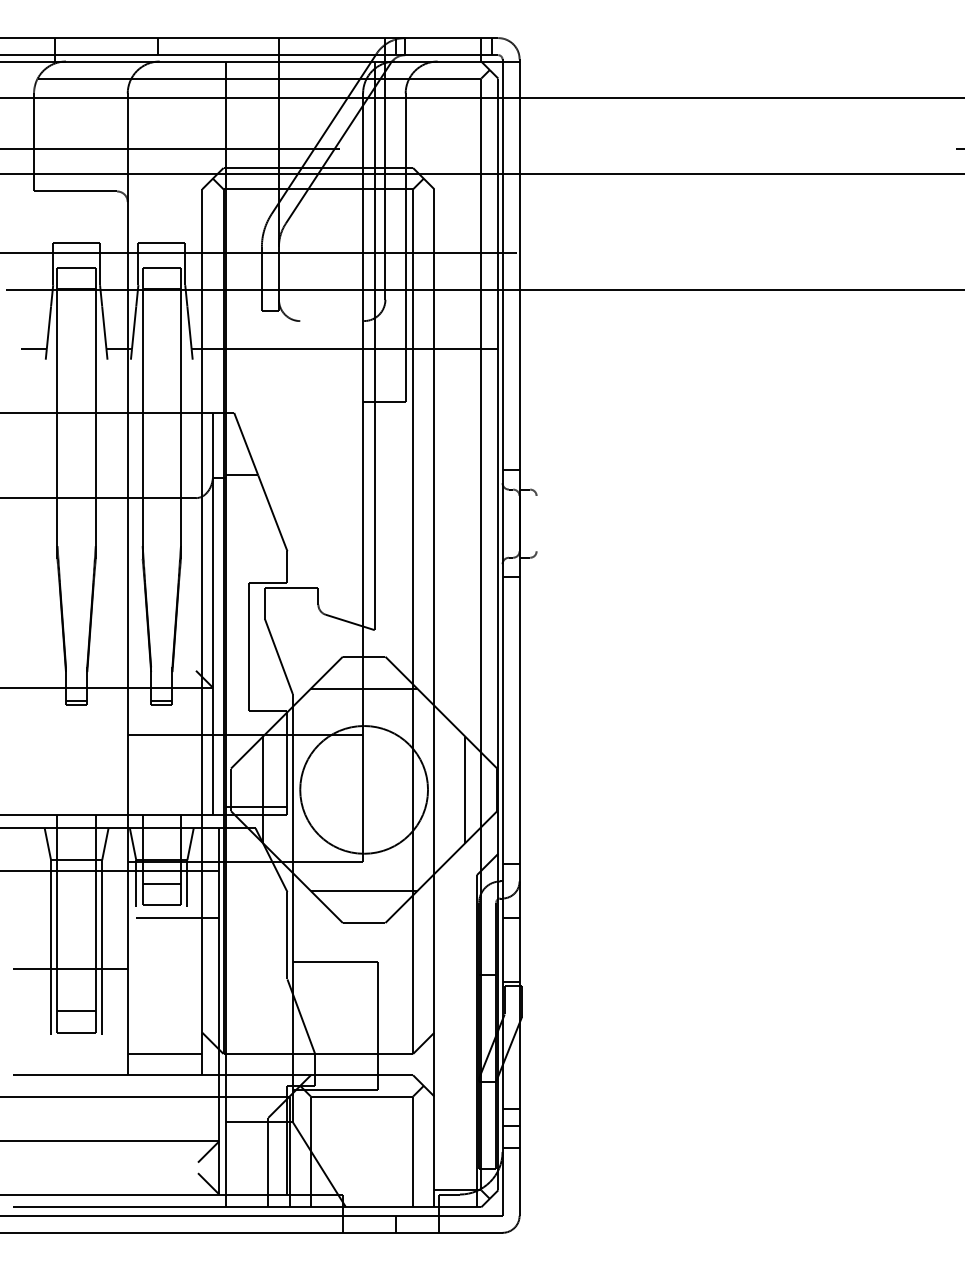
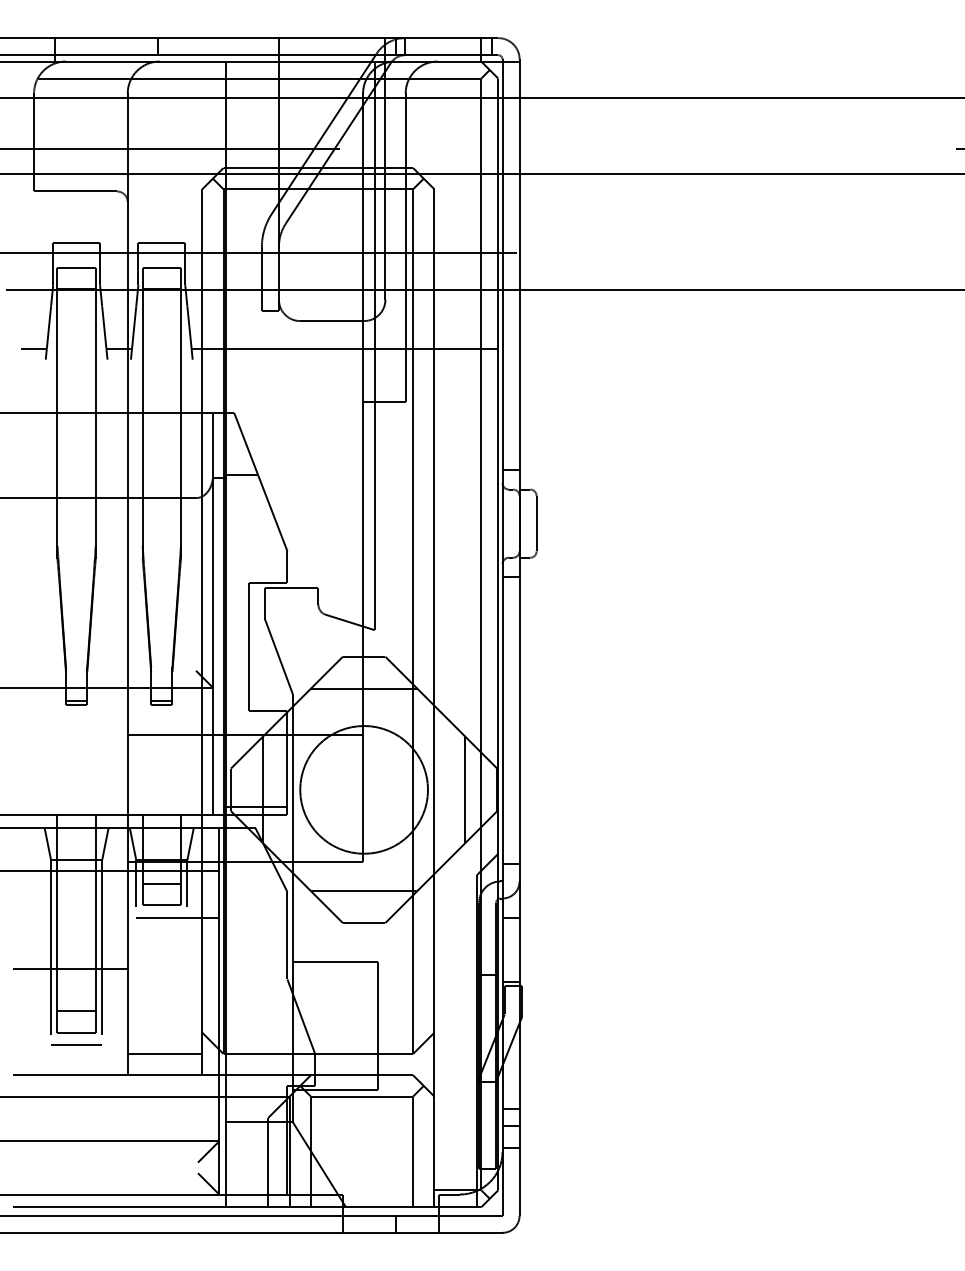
line: none -> present (332, 321)
line: none -> present (536, 523)
line: none -> present (76, 1044)
